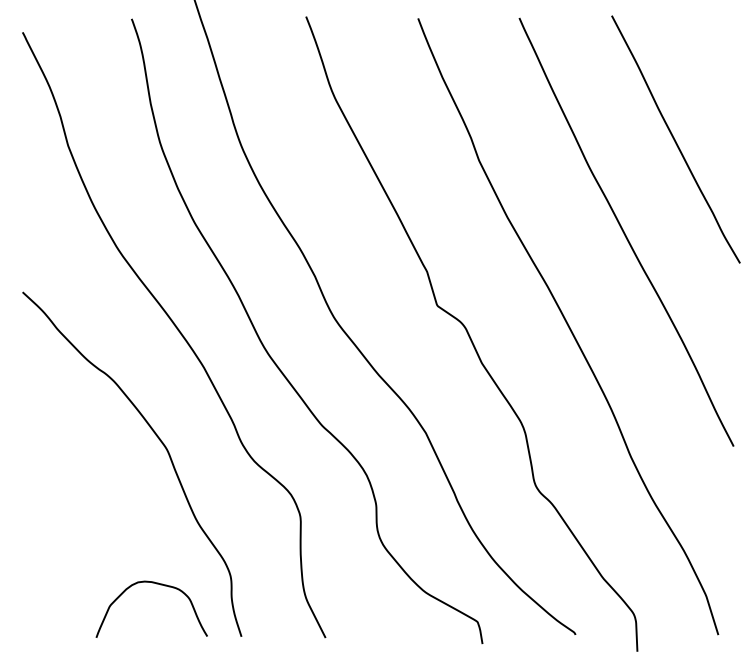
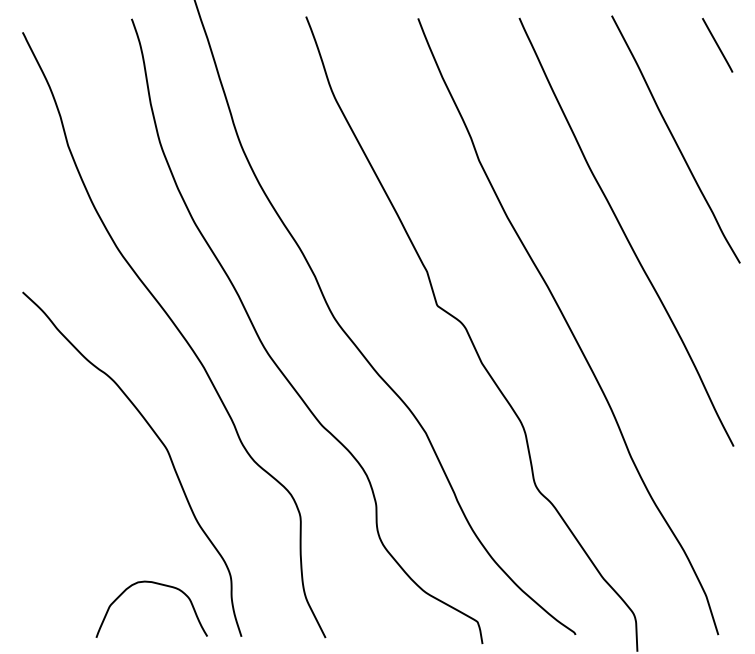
line: none -> present (717, 45)
